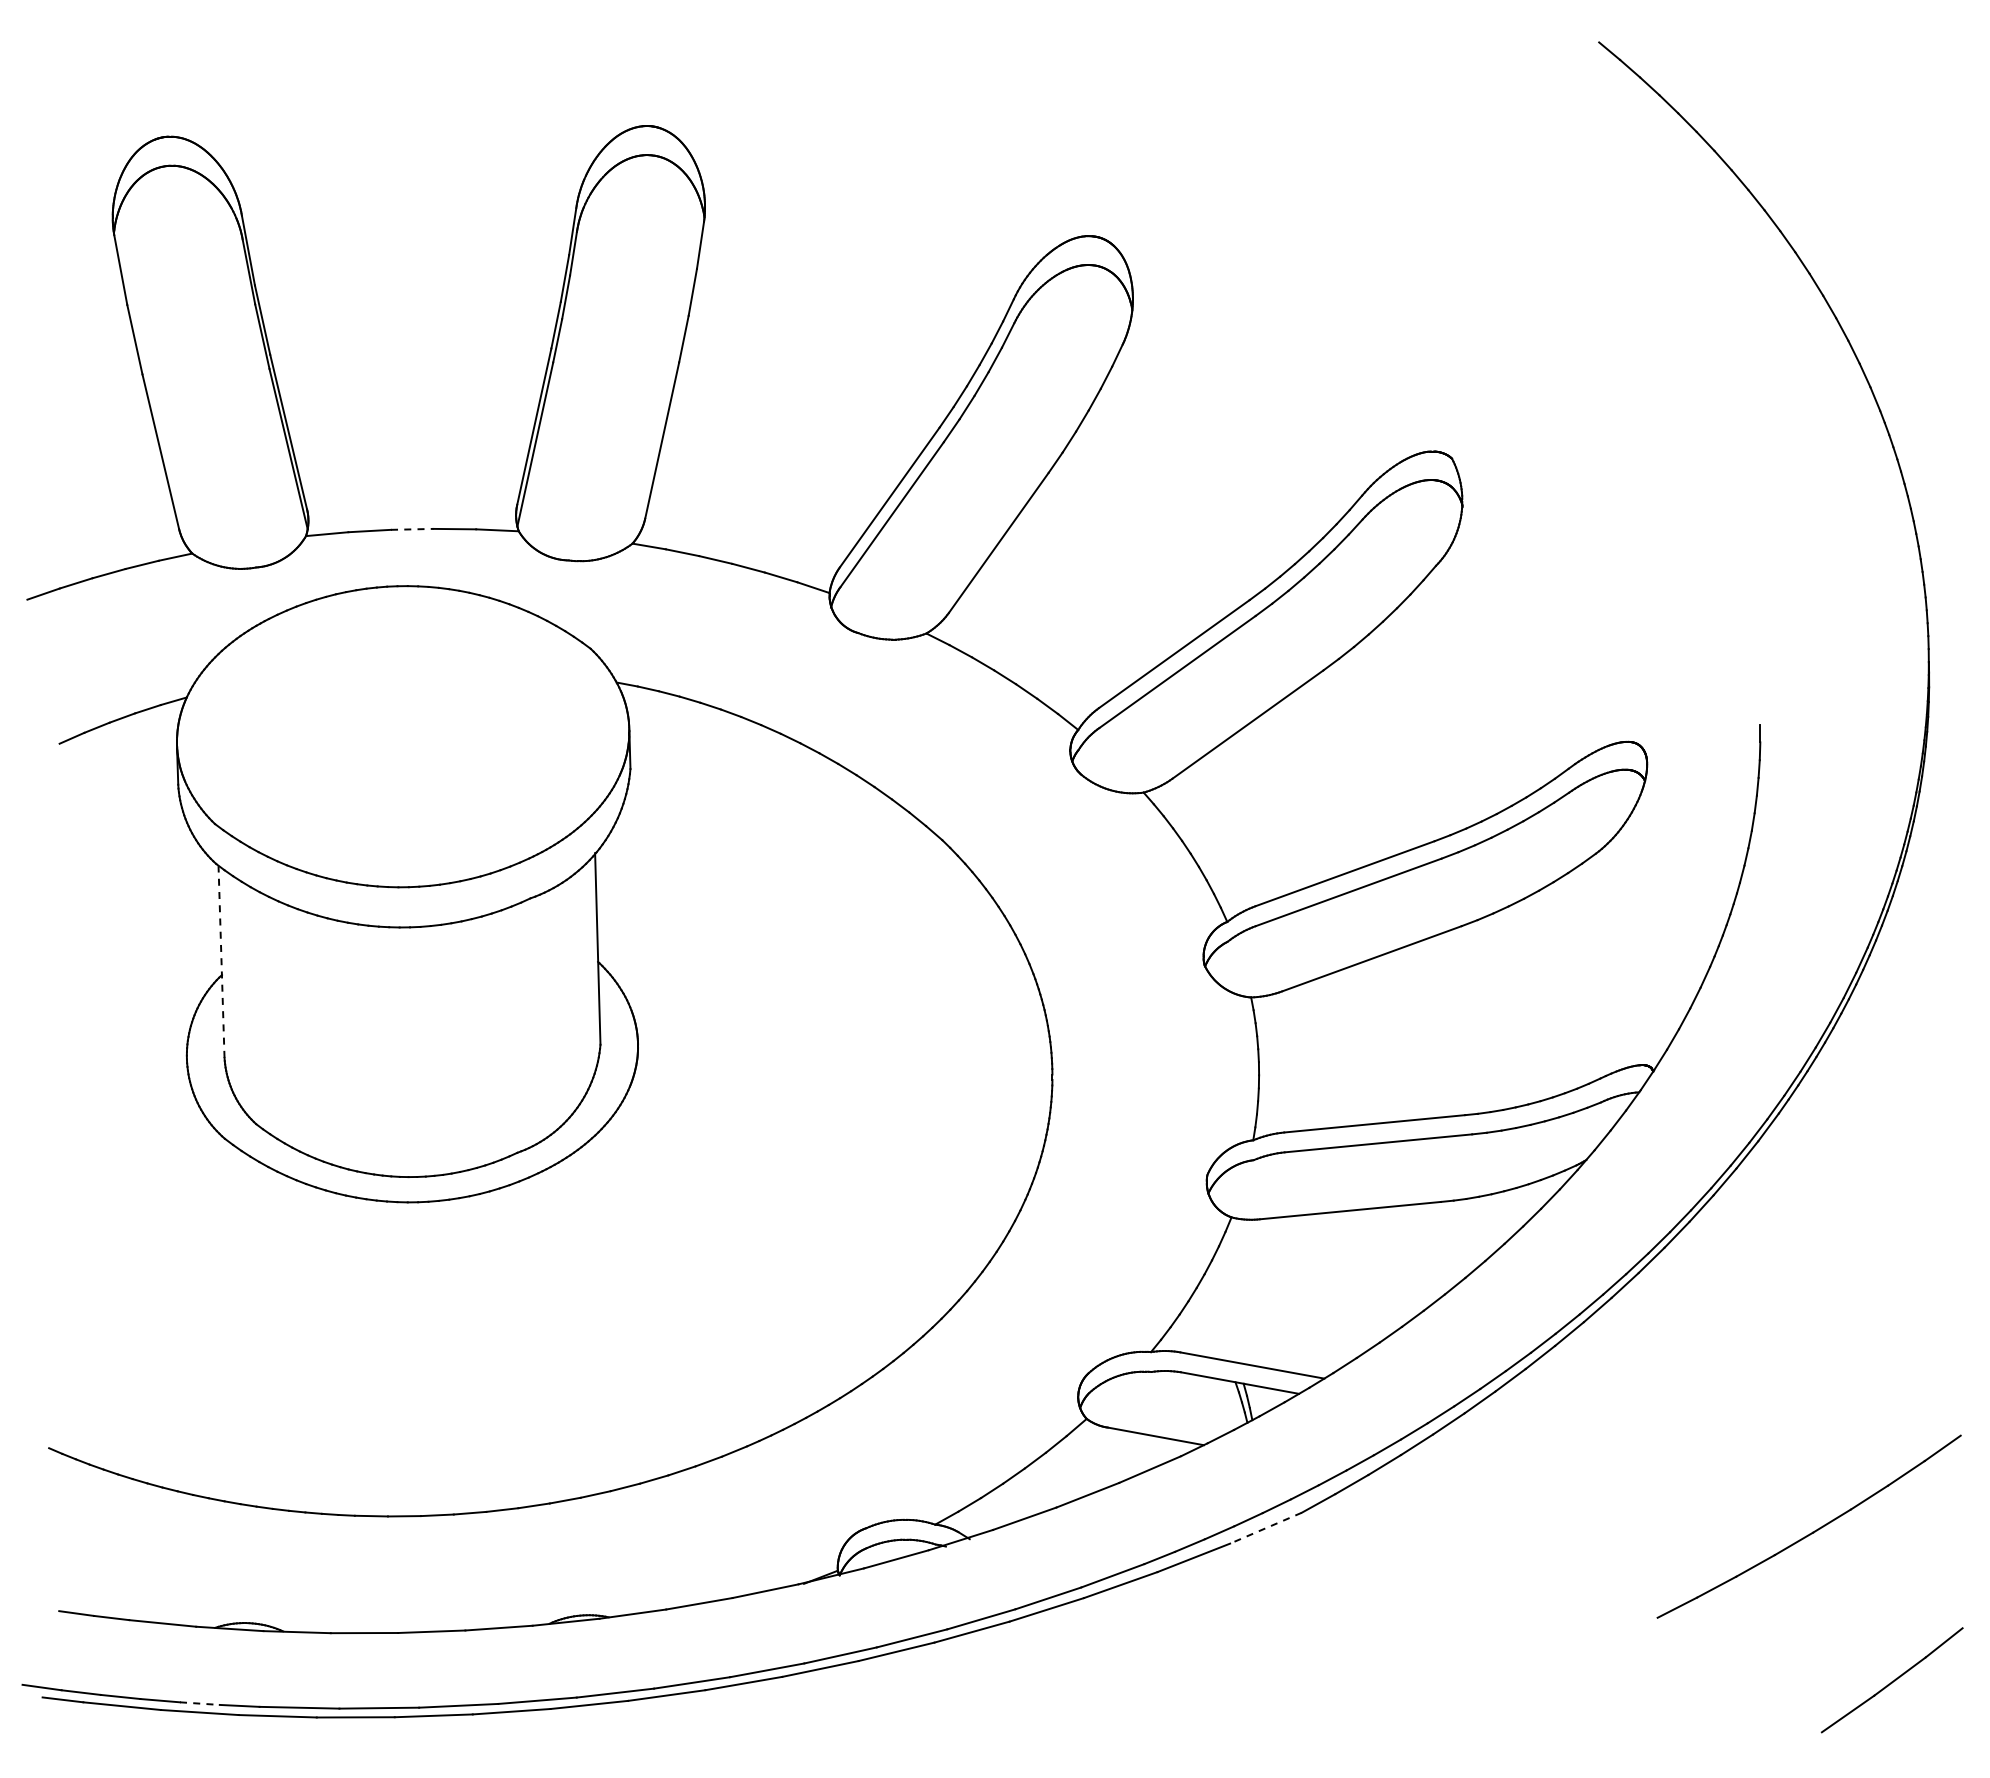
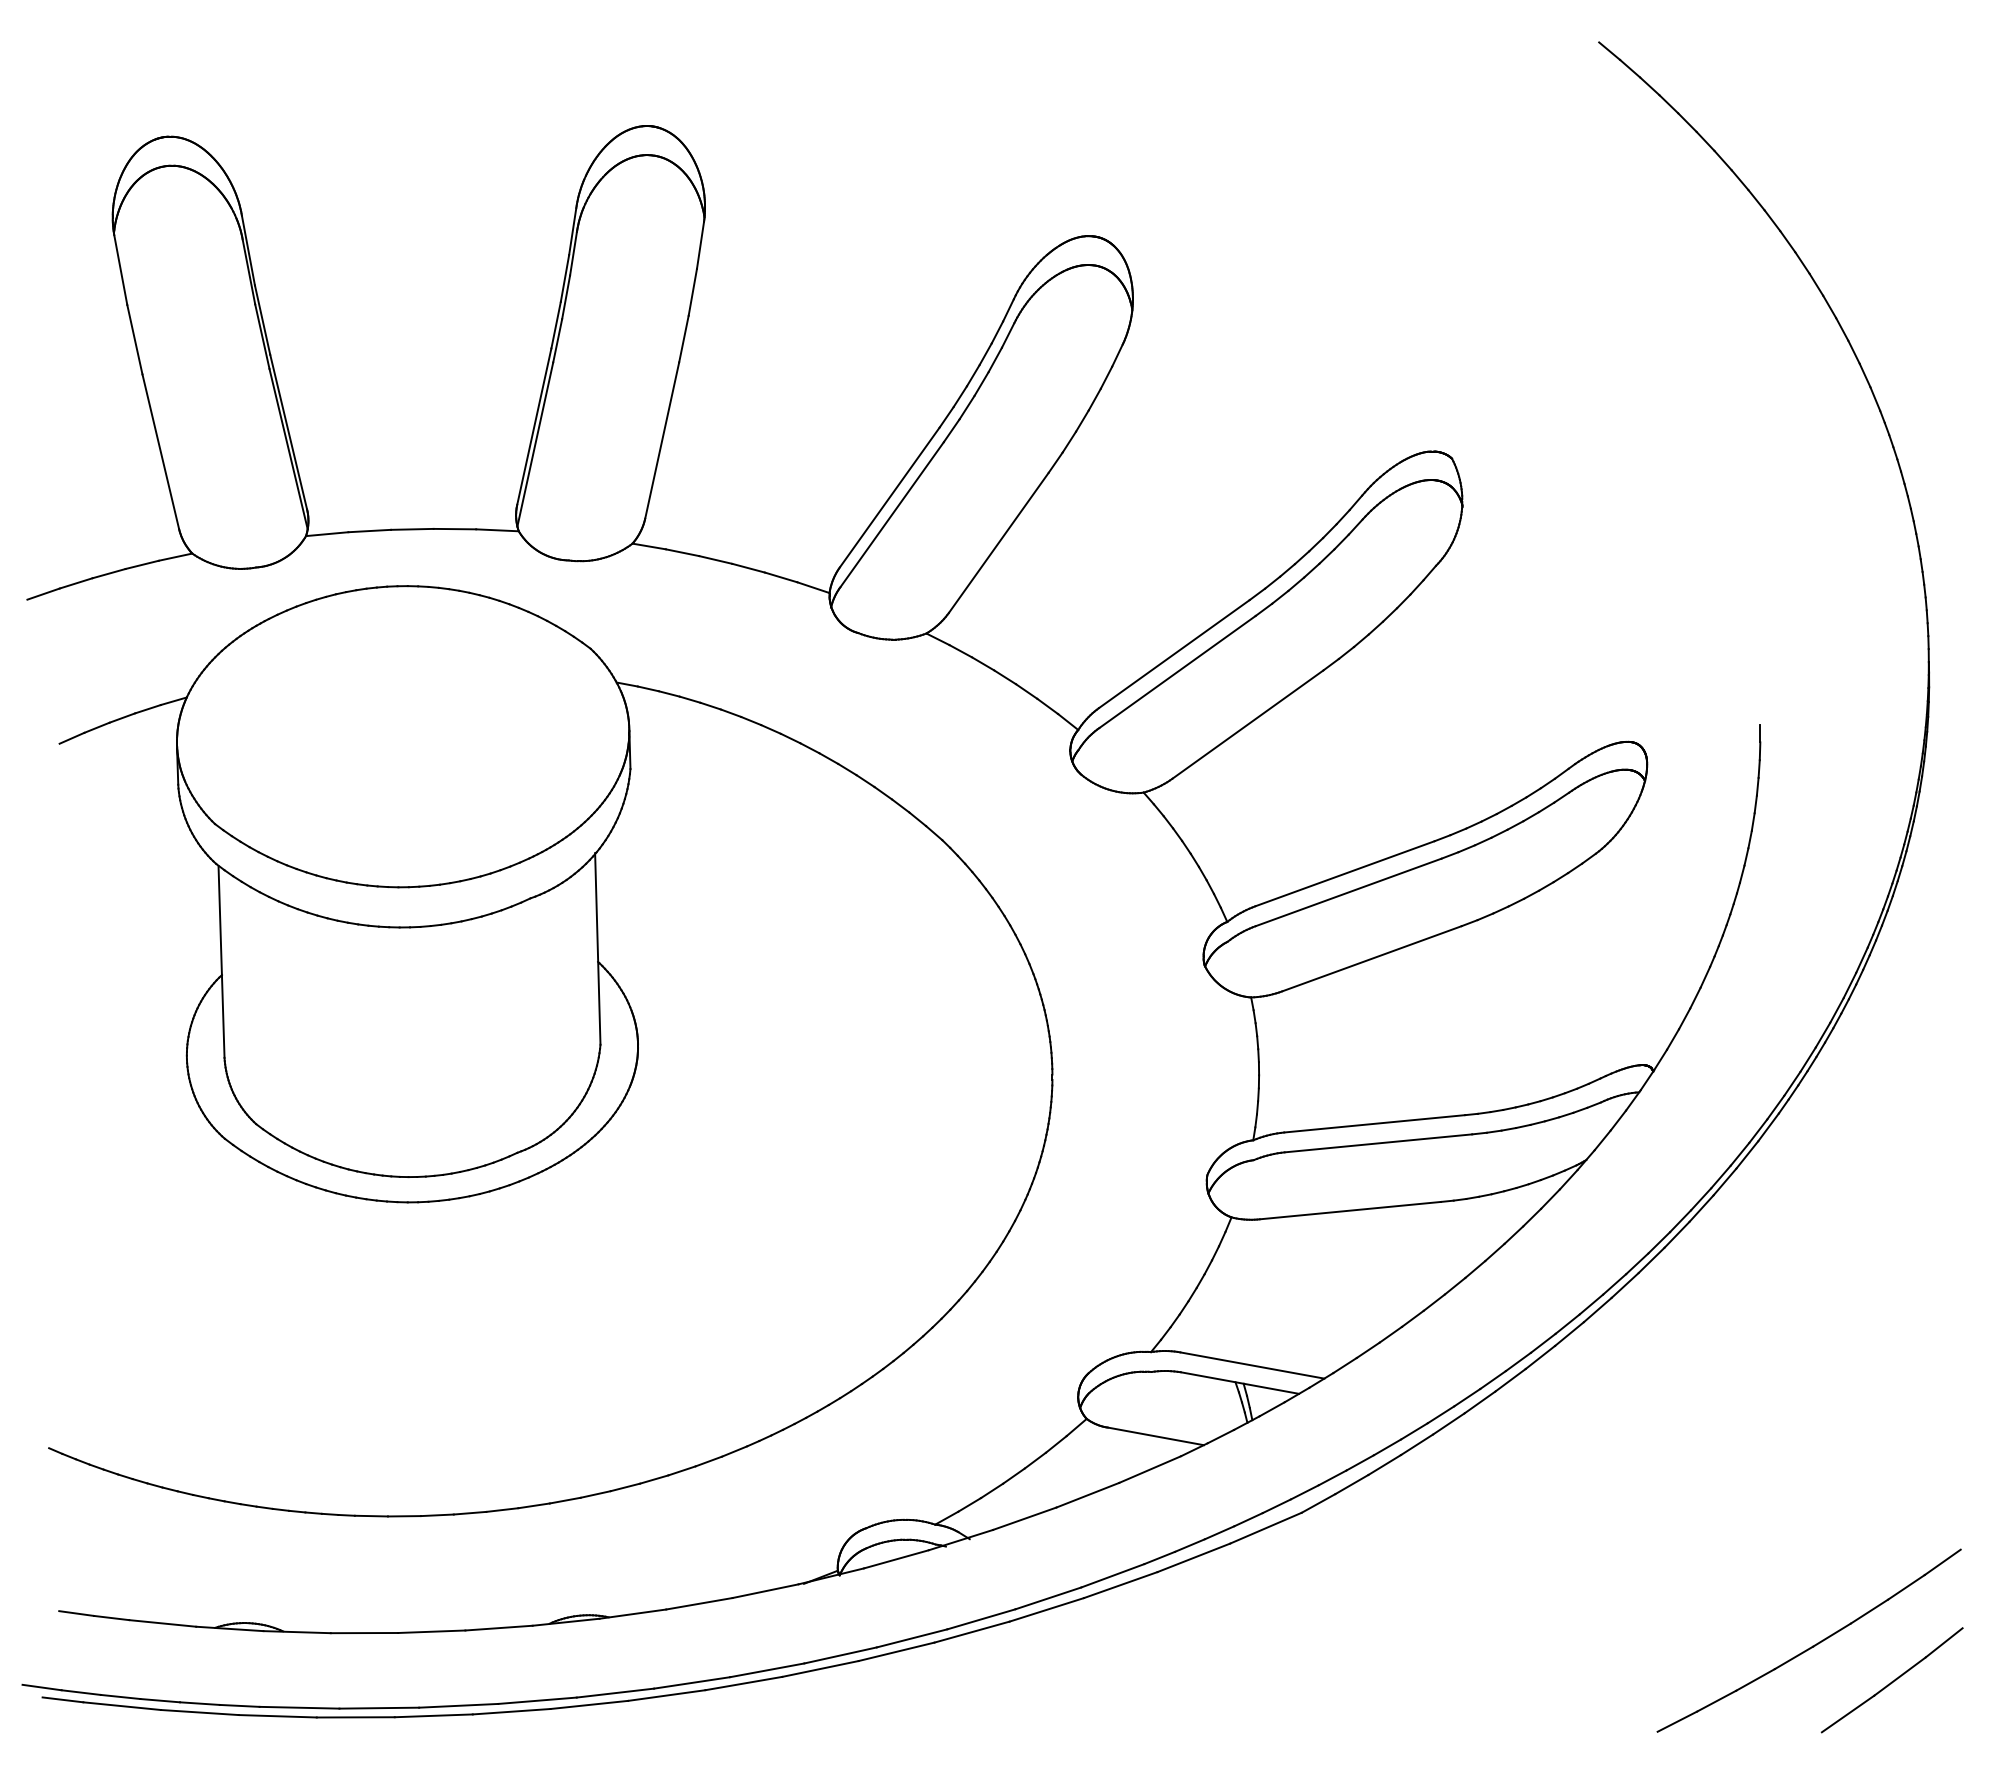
line: dashed -> solid (412, 529)
line: dashed -> solid (221, 962)
line: dashed -> solid (1265, 1528)
part position: (1812, 1531) -> (1812, 1645) (1812, 1645)
line: dashed -> solid (199, 1703)
